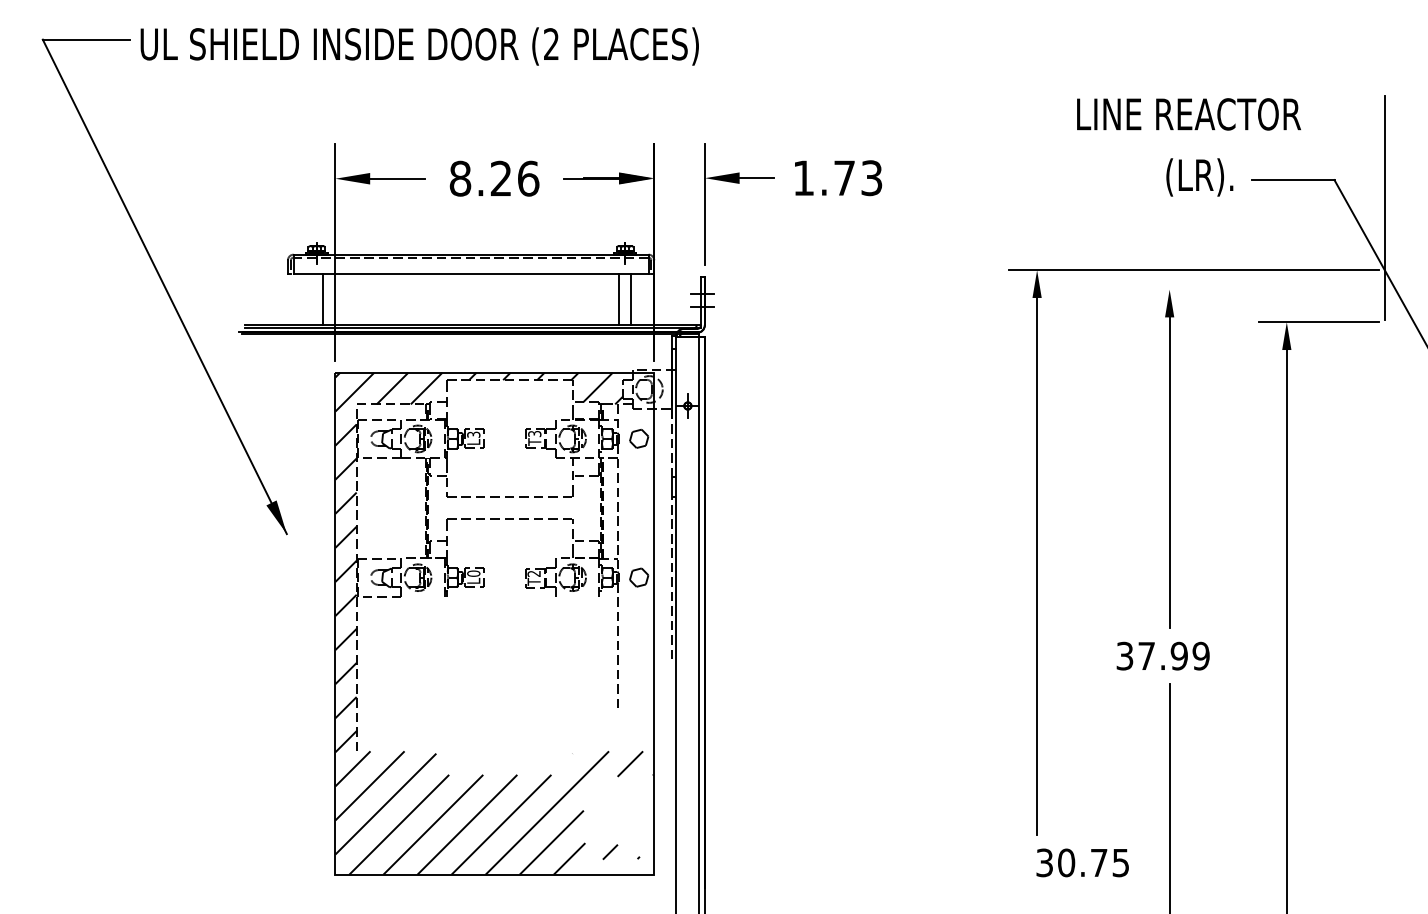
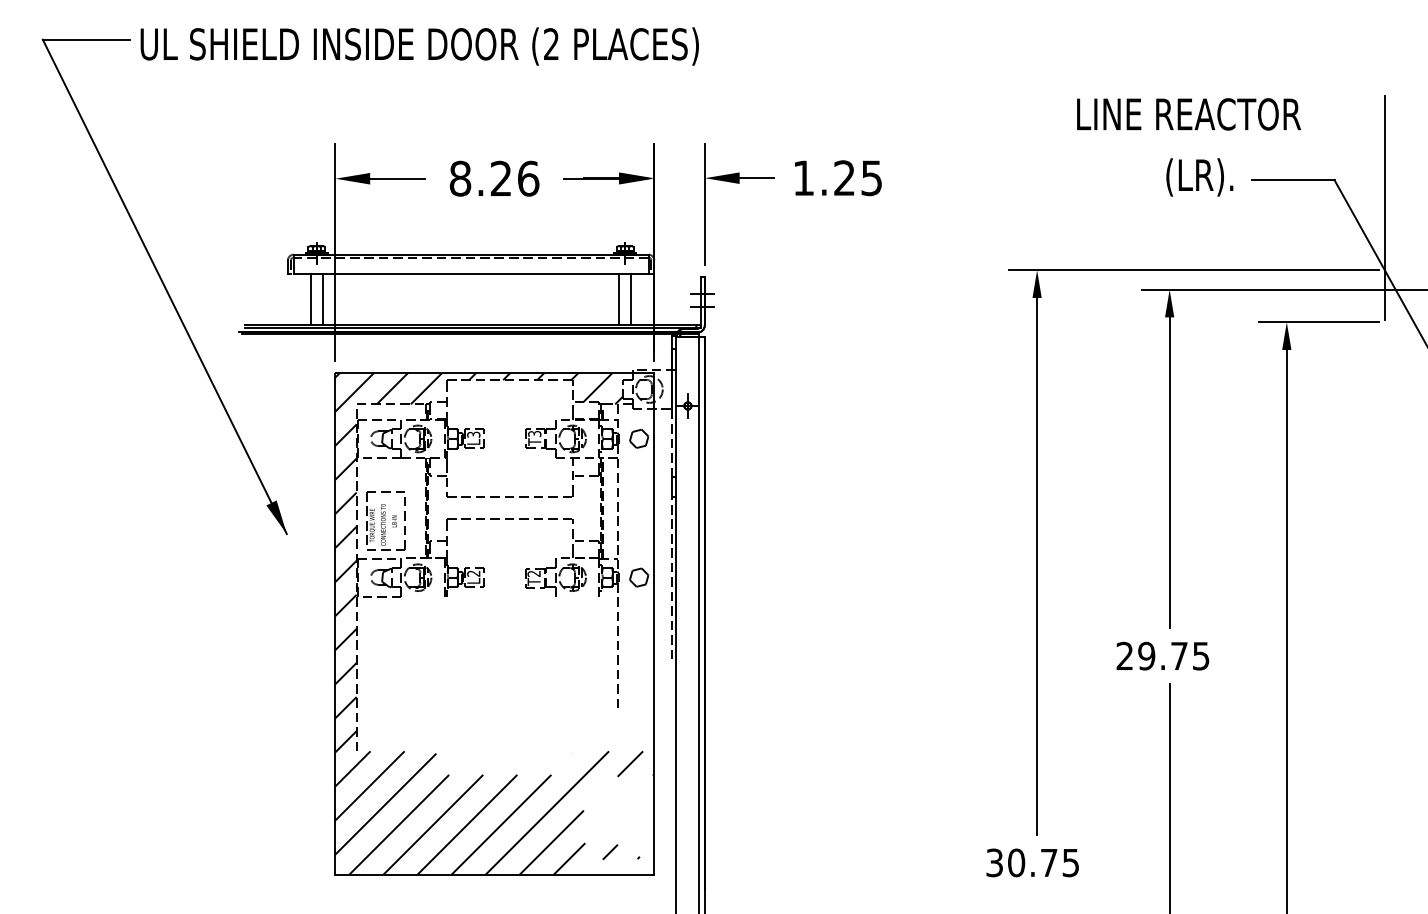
text: 1.73 -> 1.25 (858, 177)
line: none -> present (1282, 289)
line: none -> present (310, 299)
part: none -> present (385, 520)
text: L0 -> L2 (473, 573)
text: 37.99 -> 29.75 (1162, 655)
text position: (1082, 862) -> (1032, 862) (1032, 862)
